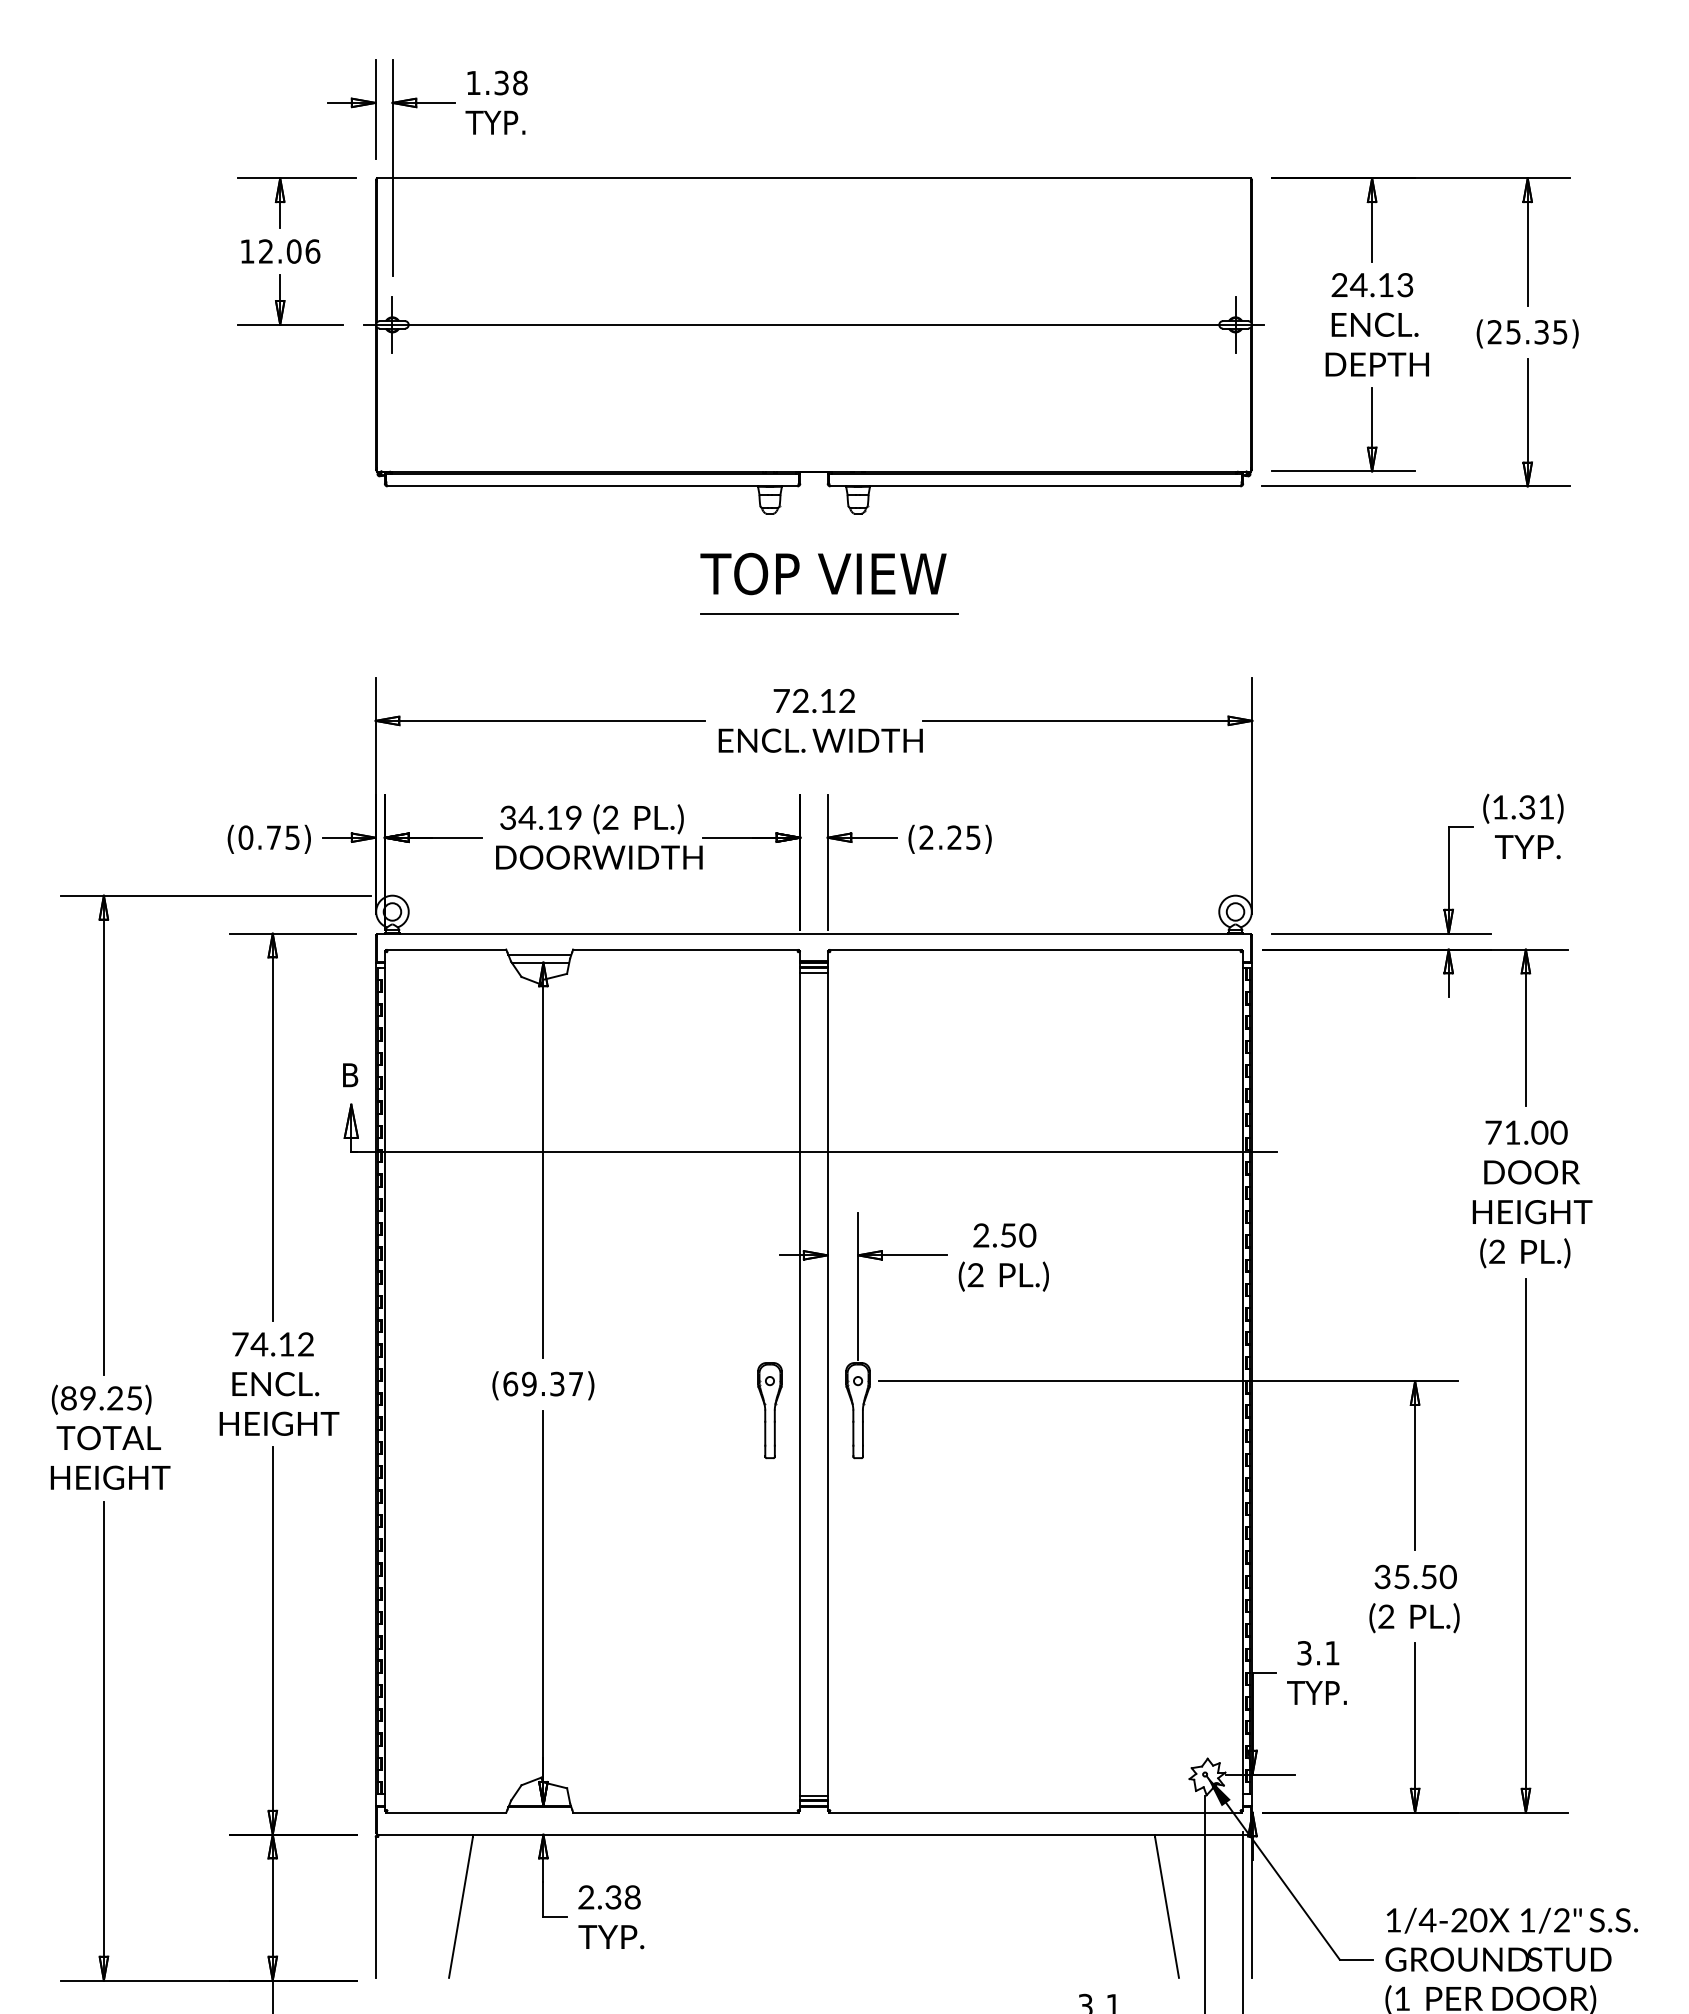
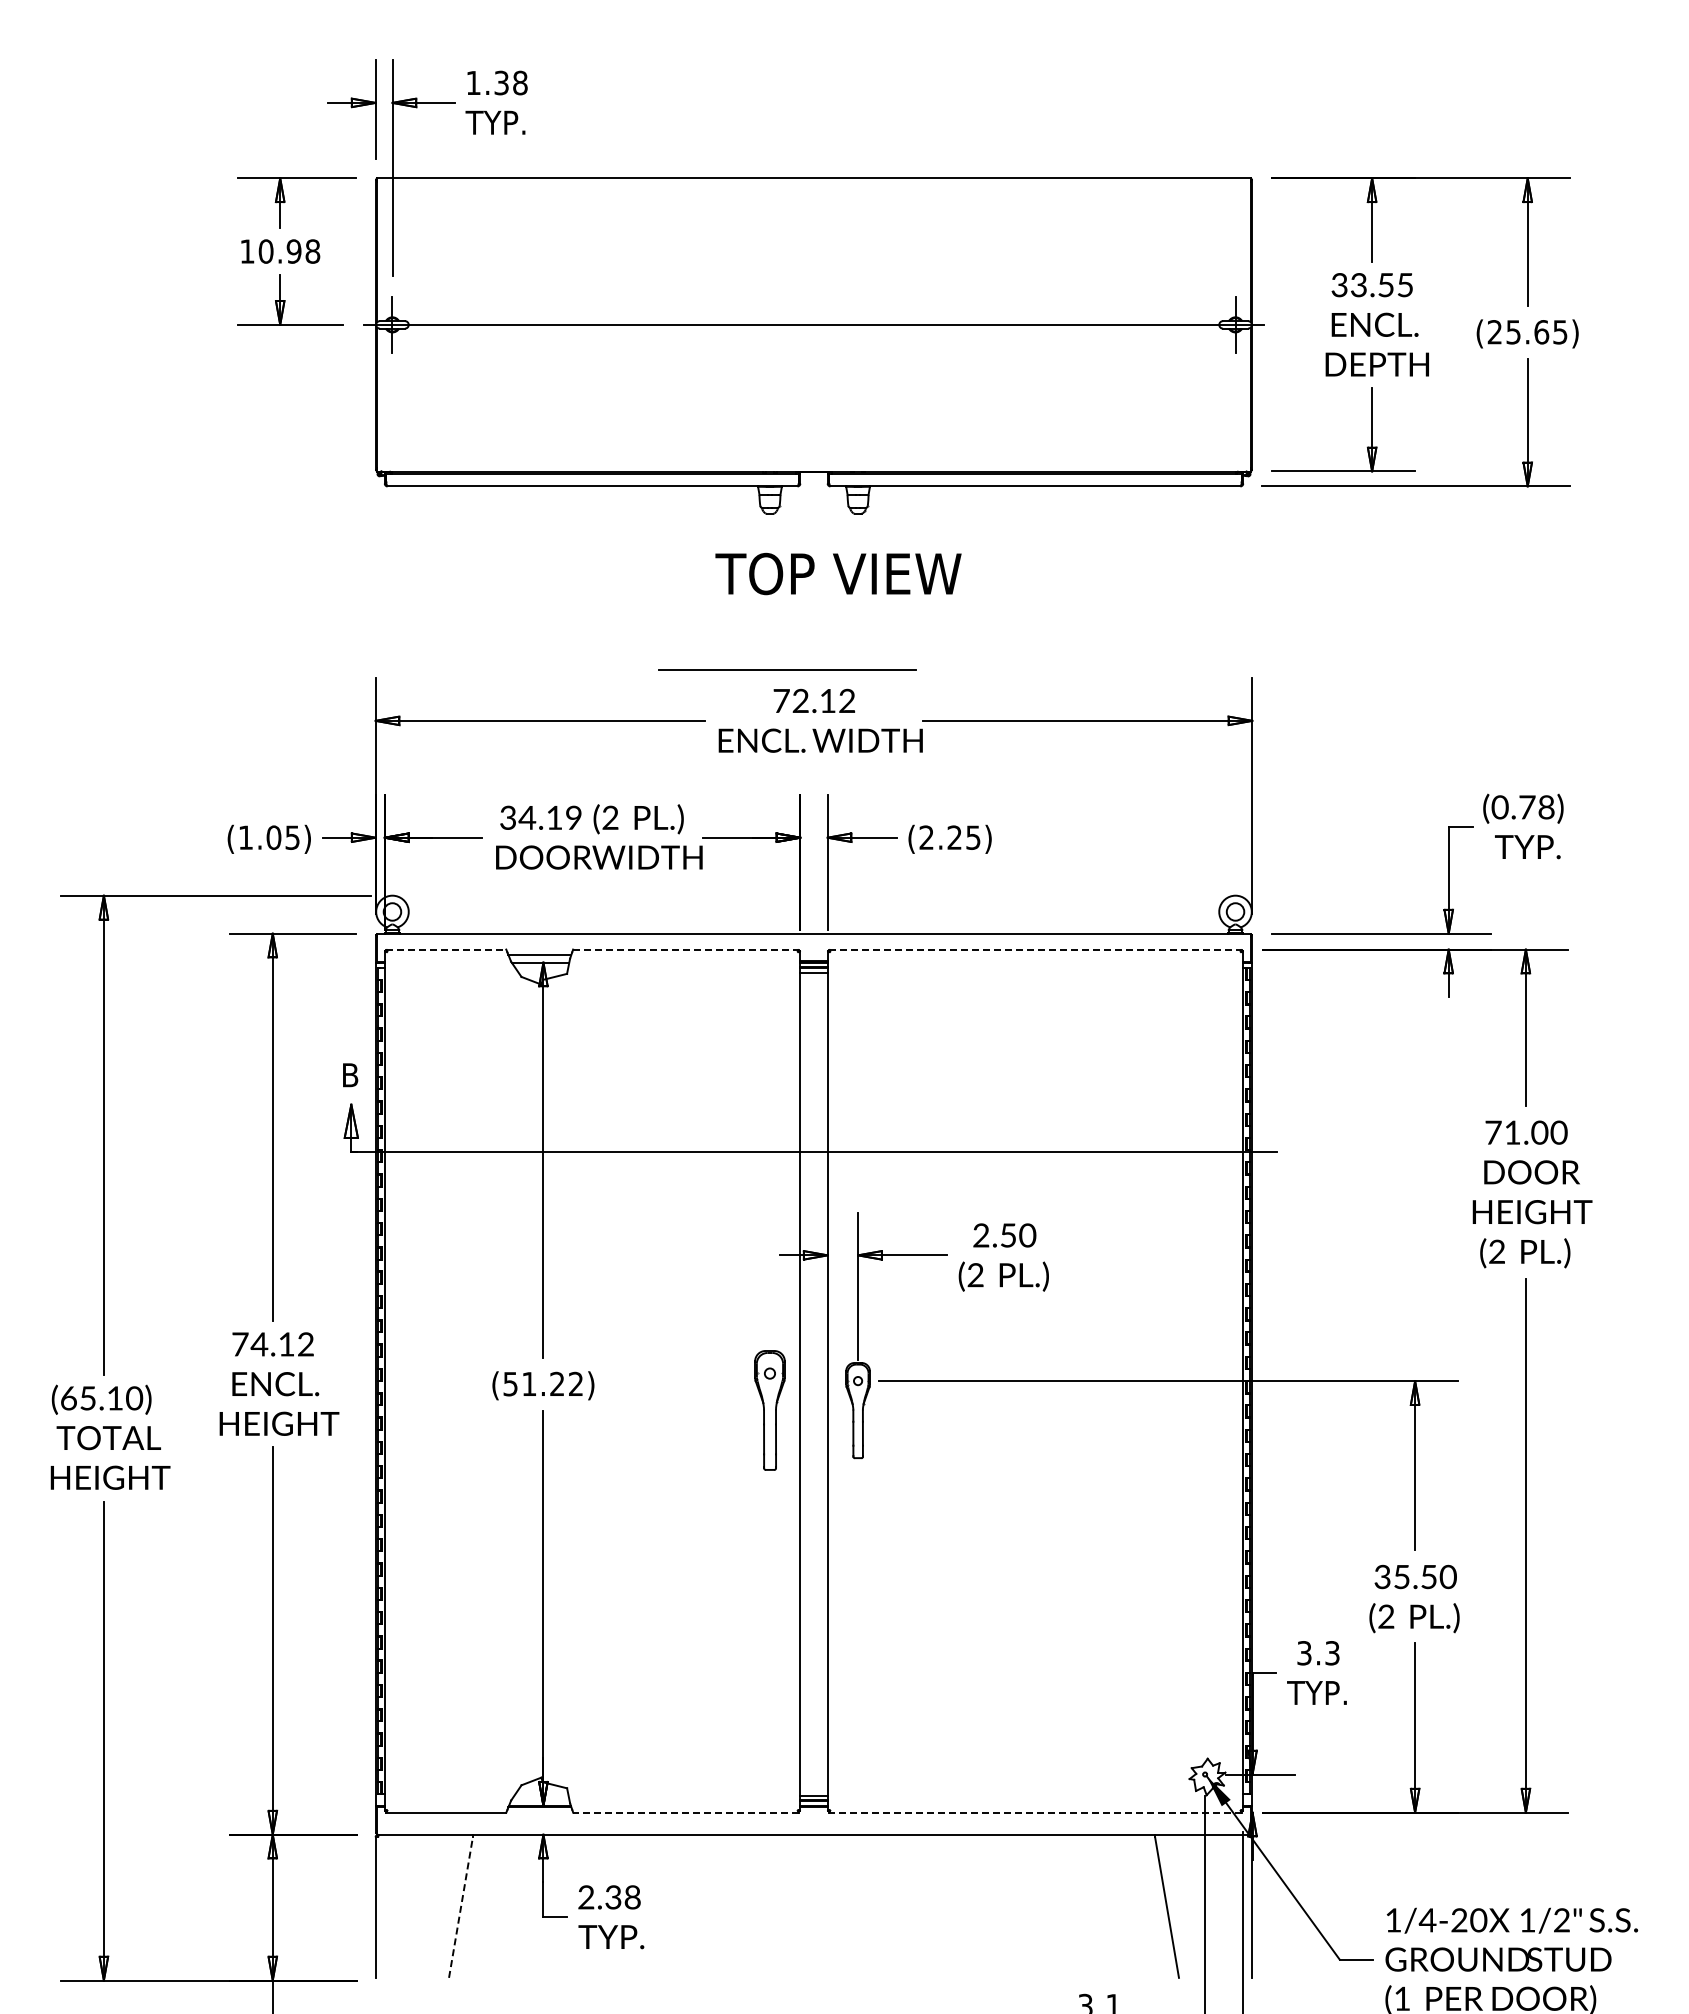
text: 12.06 -> 10.98 (289, 251)
text: 24.13 -> 33.55 (1372, 285)
text: (25.35) -> (25.65) (1541, 332)
text position: (823, 573) -> (838, 573) (838, 573)
line position: (829, 613) -> (787, 669) (787, 669)
text: (1.31) -> (0.78) (1522, 807)
text: (0.75) -> (1.05) (259, 837)
line: solid -> dashed (446, 949)
line: solid -> dashed (685, 949)
line: solid -> dashed (1035, 949)
text: (69.37) -> (51.22) (542, 1383)
text: (89.25) -> (65.10) (101, 1398)
part size: 26x98 px -> 32x121 px (769, 1410)
text: 3.1 -> 3.3 (1332, 1653)
line: solid -> dashed (685, 1812)
line: solid -> dashed (1034, 1812)
line: solid -> dashed (461, 1907)
